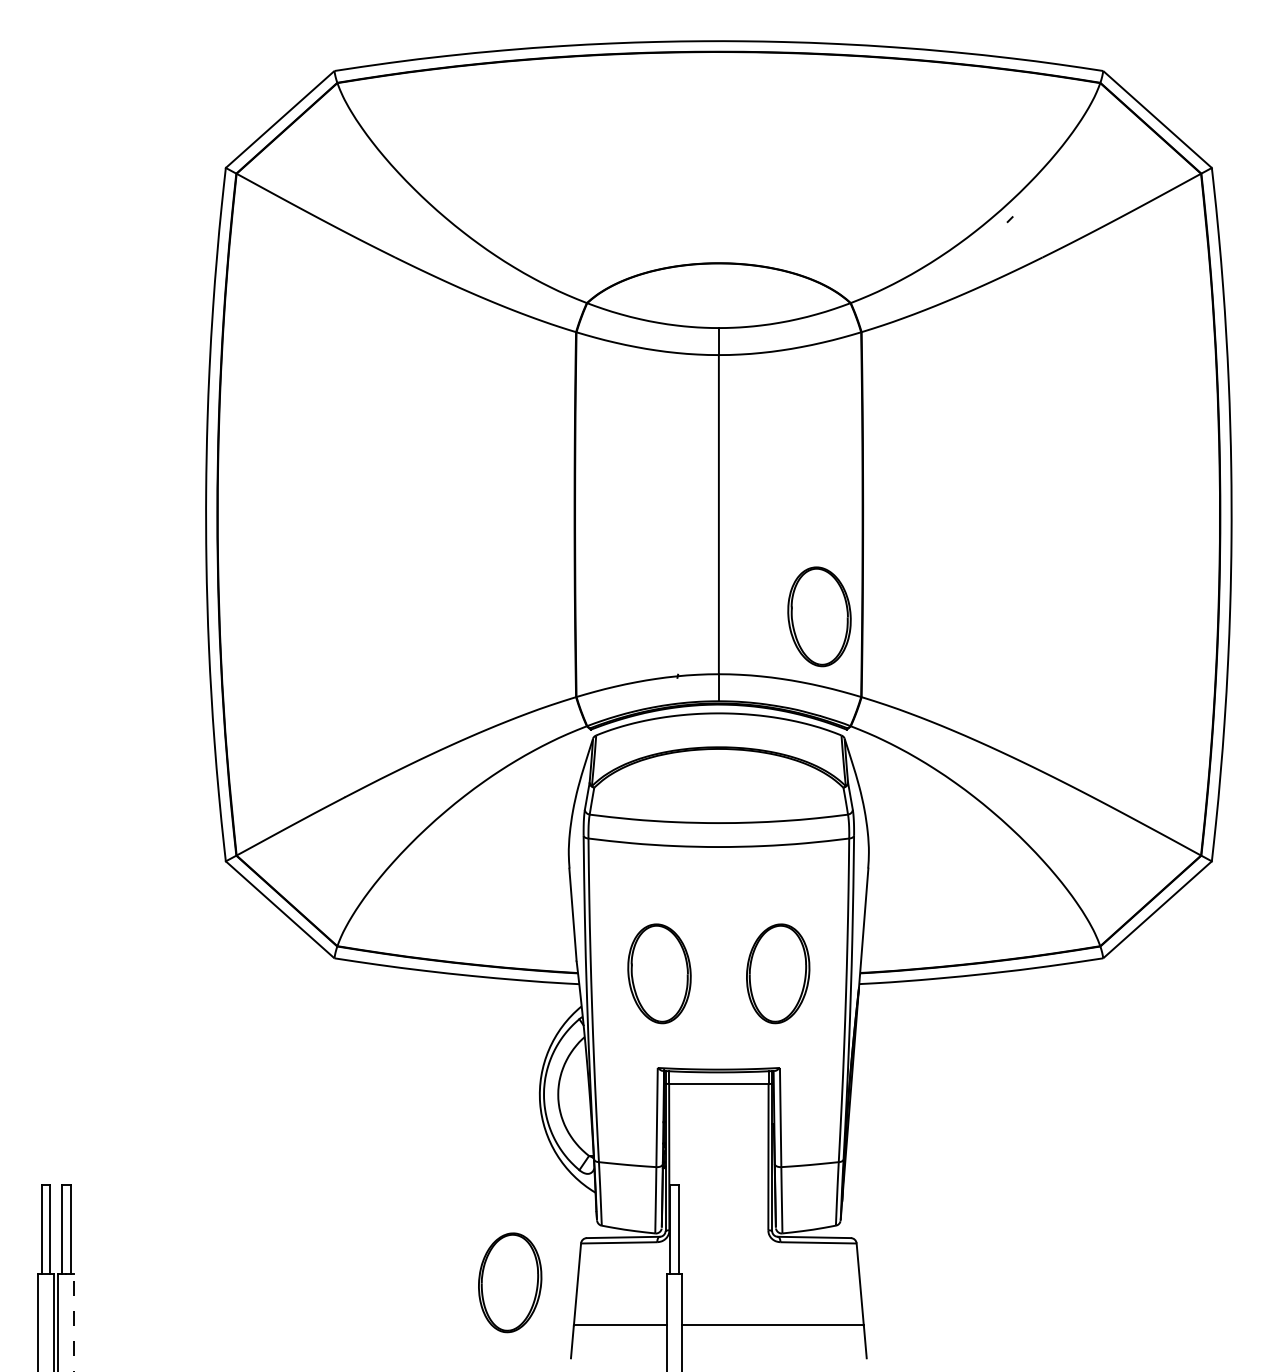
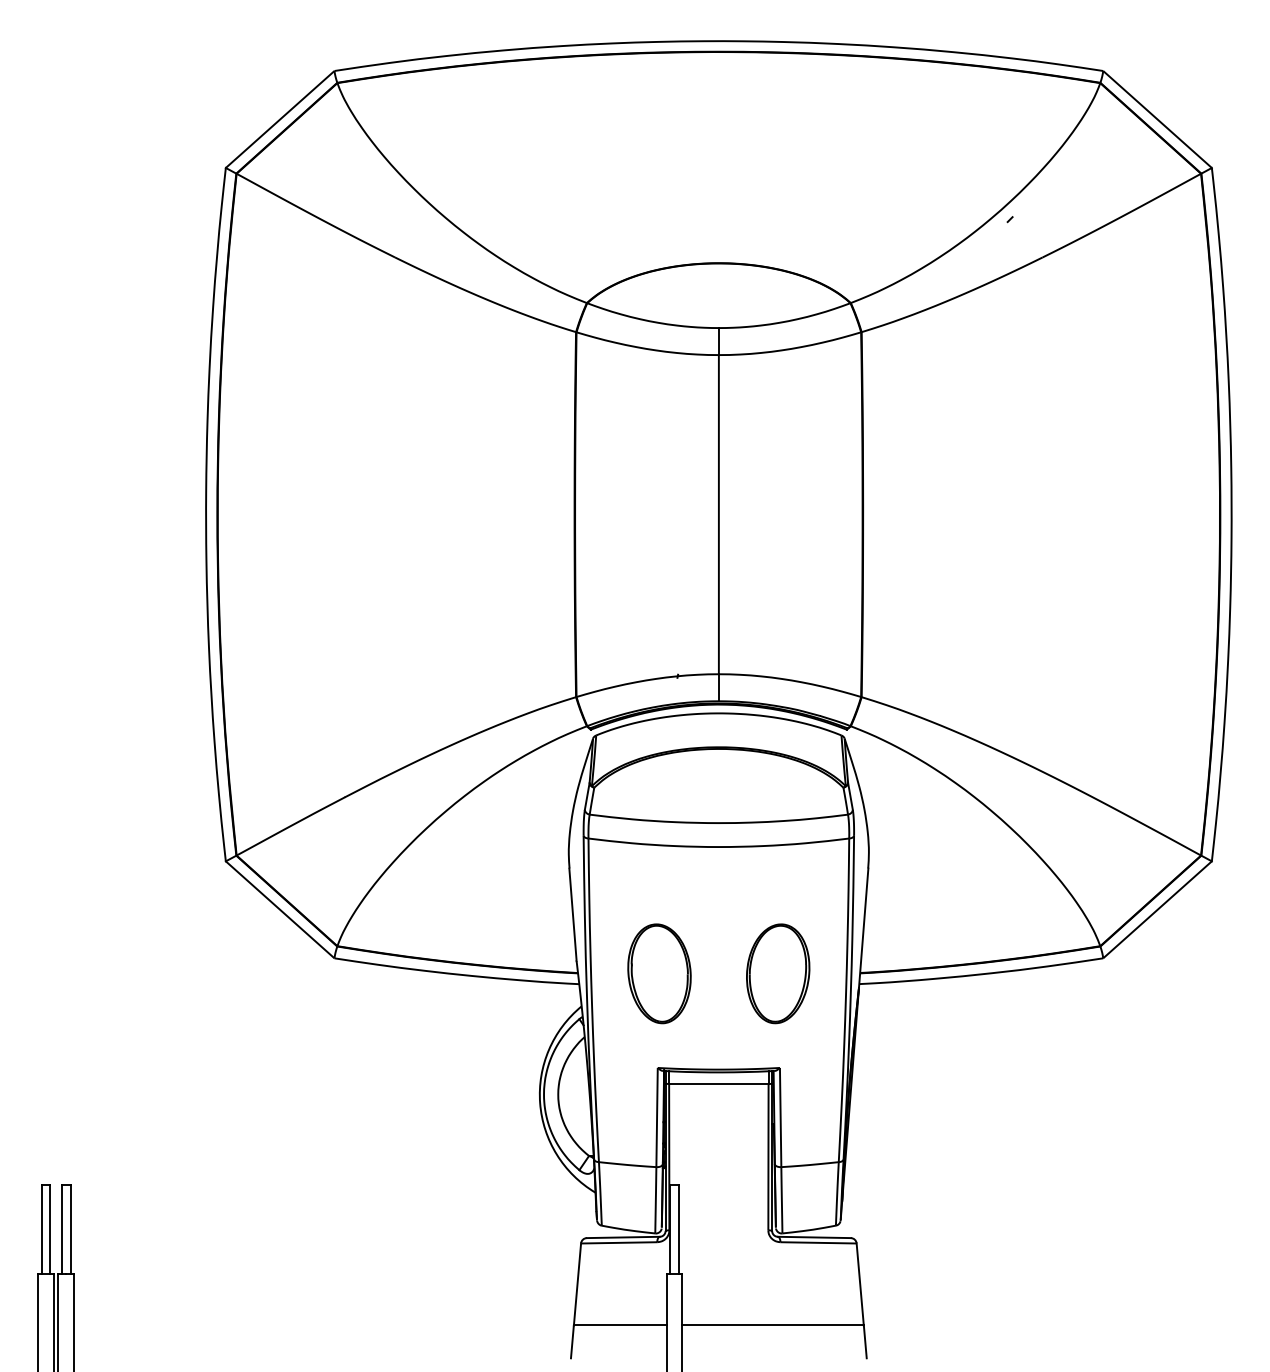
part: present -> none (819, 616)
part: present -> none (510, 1282)
line: dashed -> solid (73, 1322)
